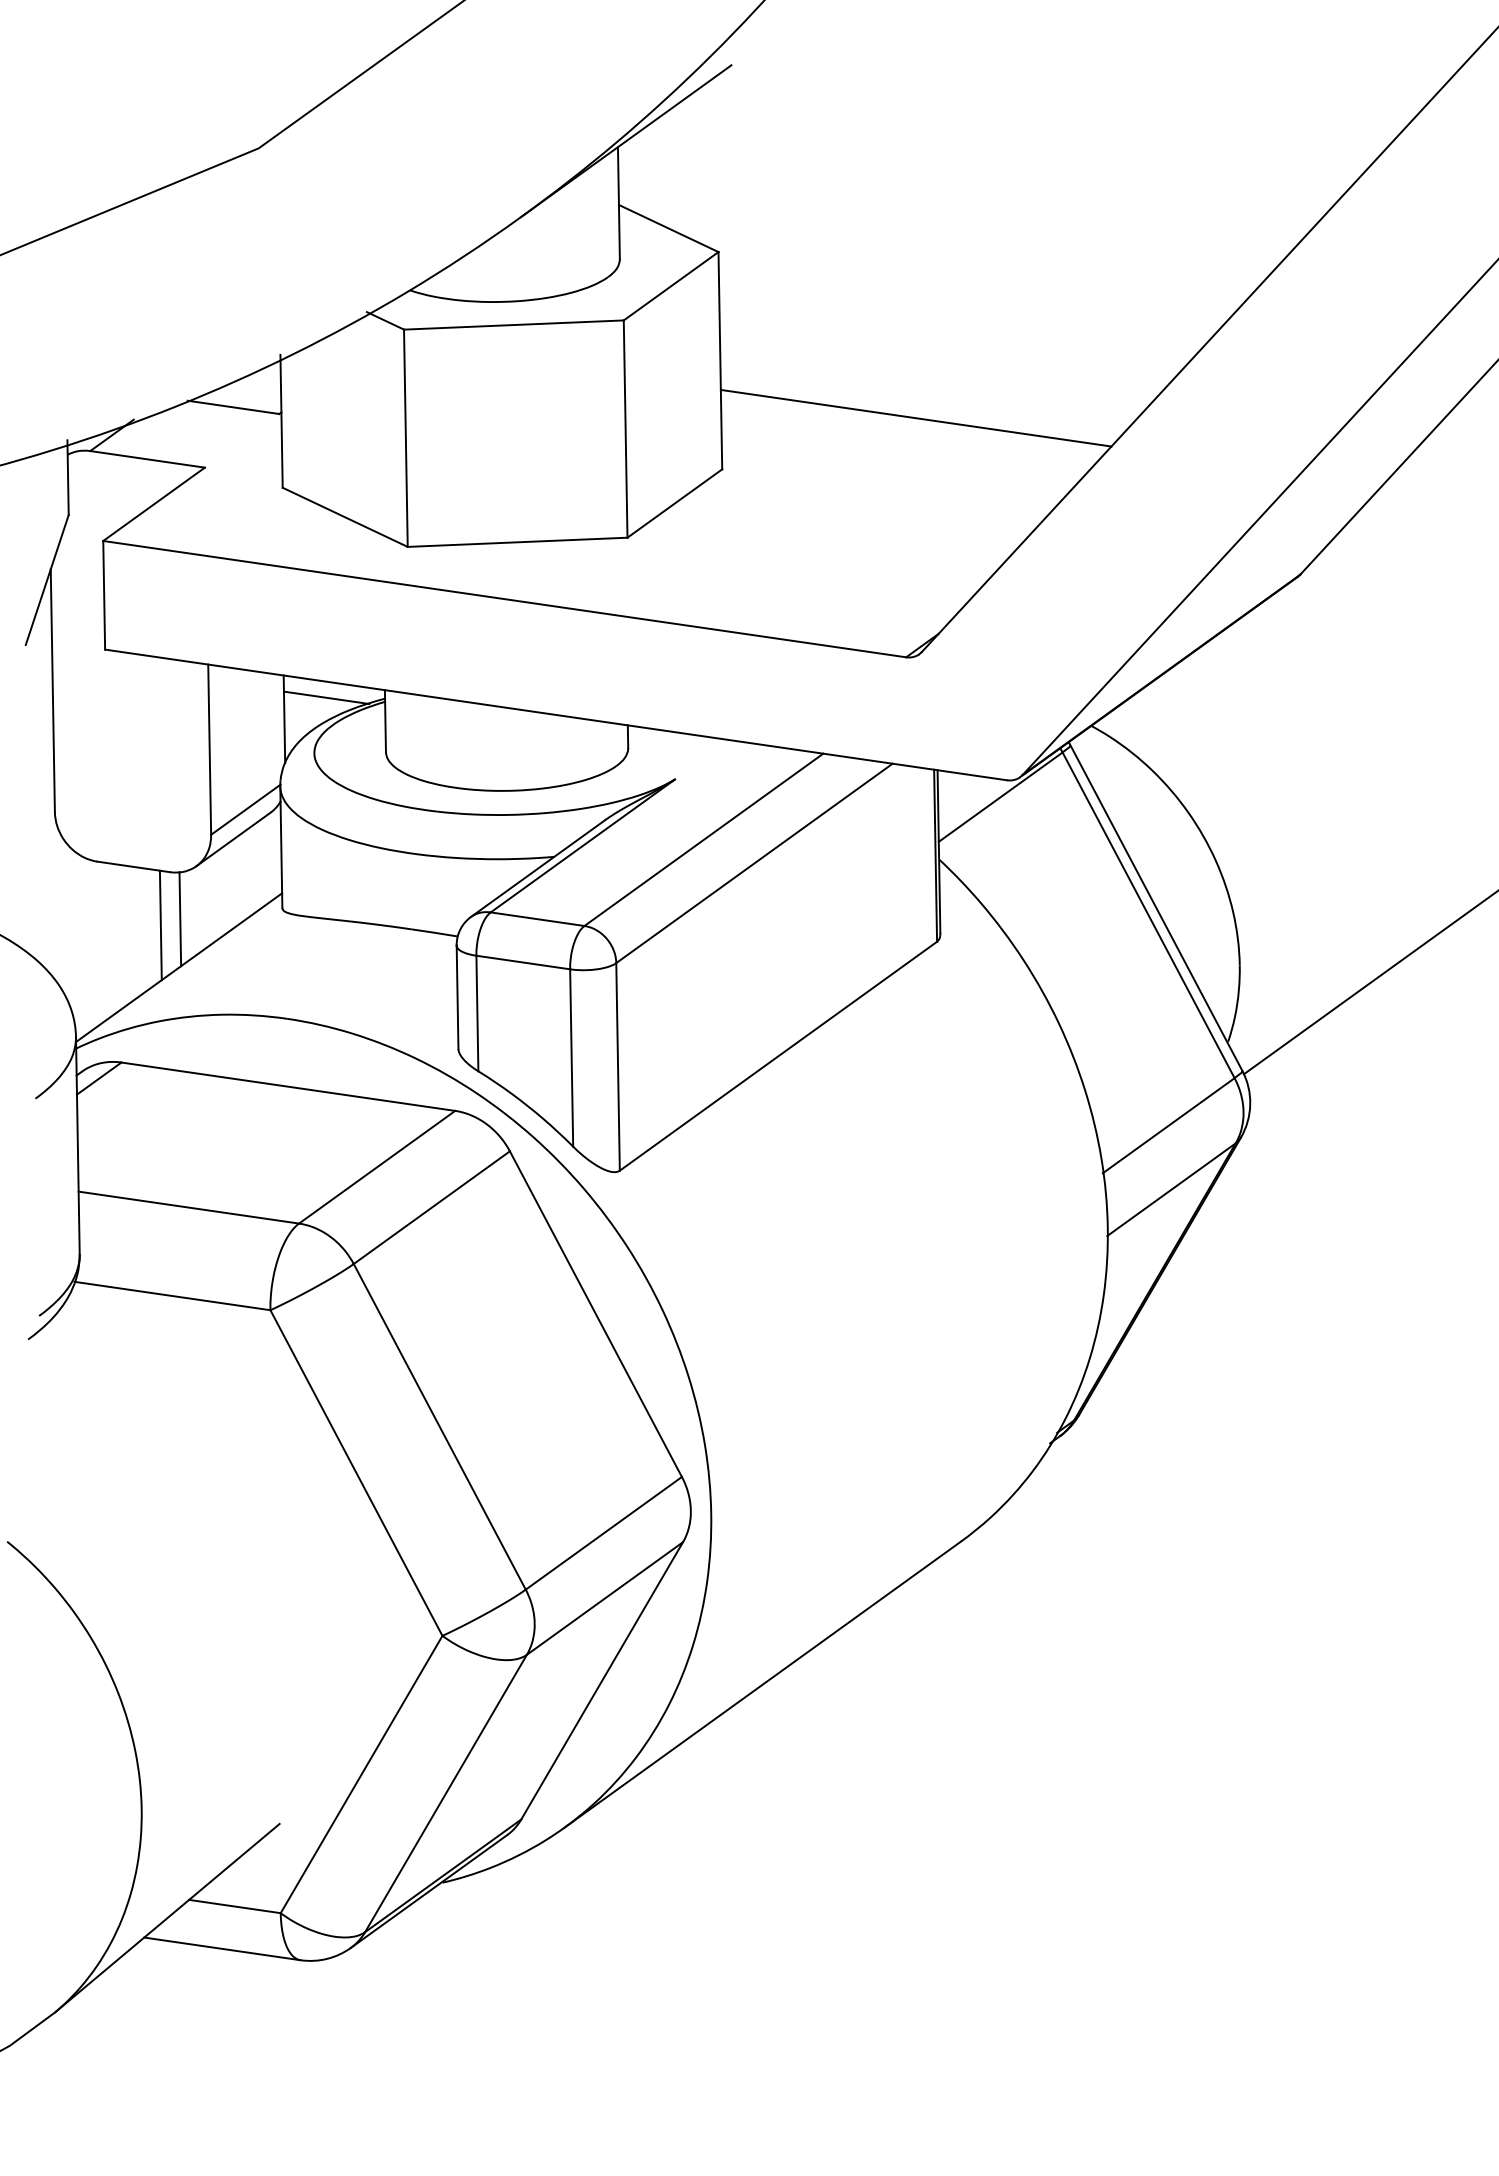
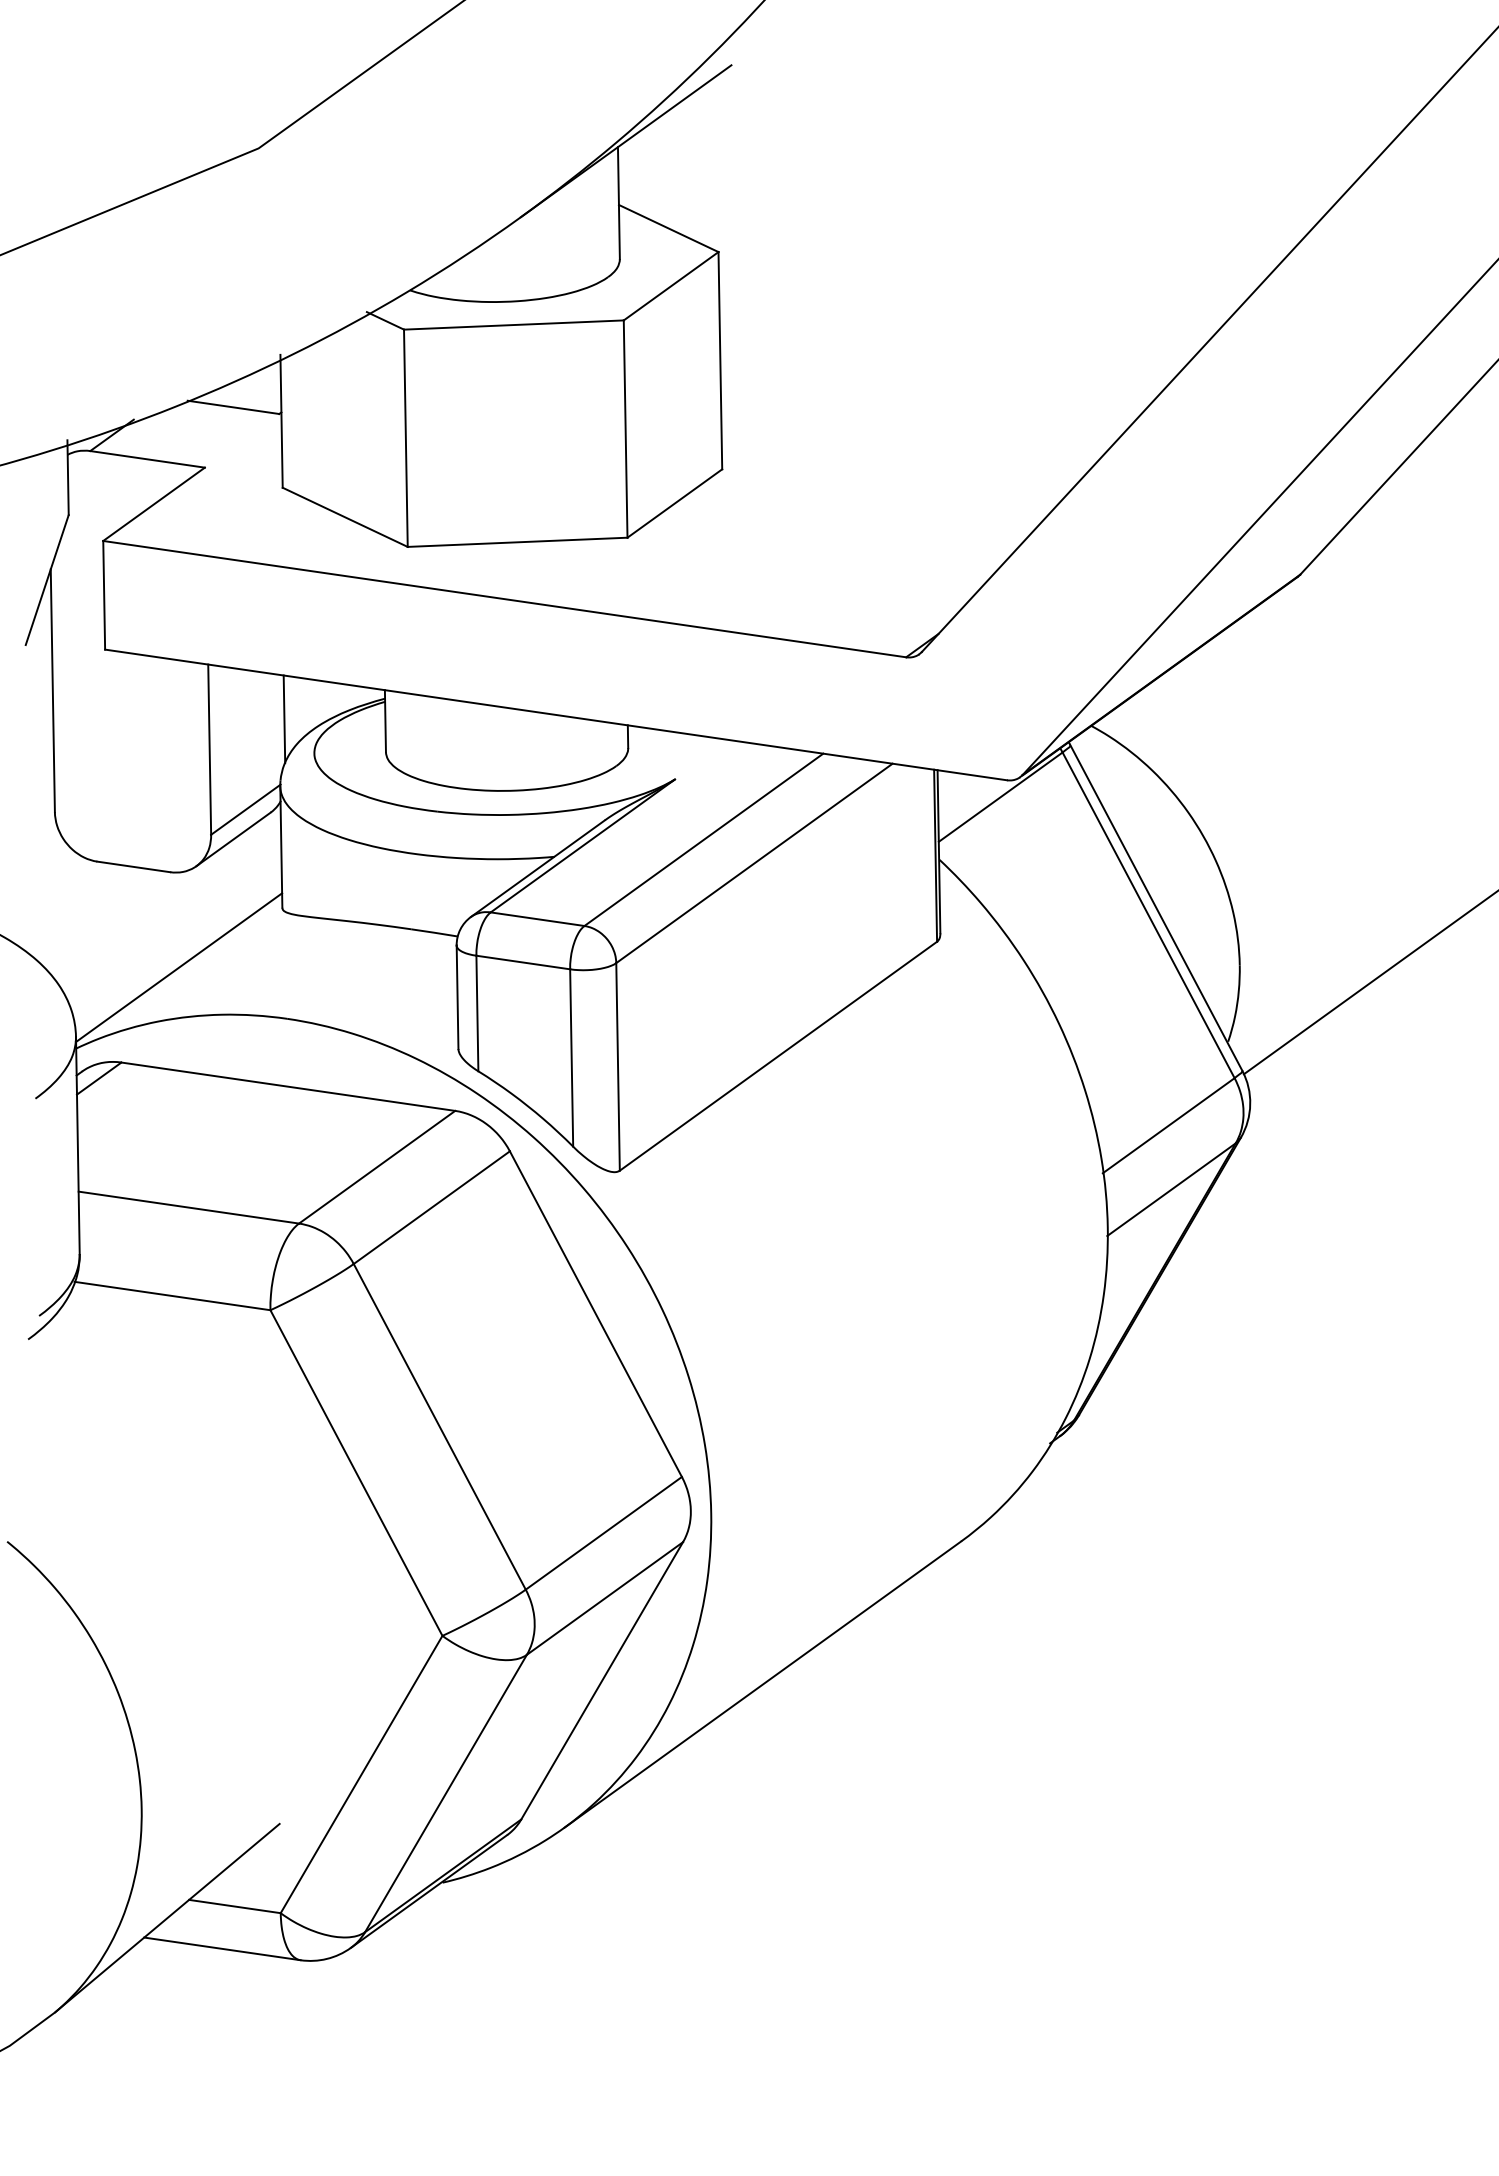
line: present -> none (915, 417)
line: present -> none (326, 697)
line: present -> none (180, 919)
line: present -> none (160, 925)
